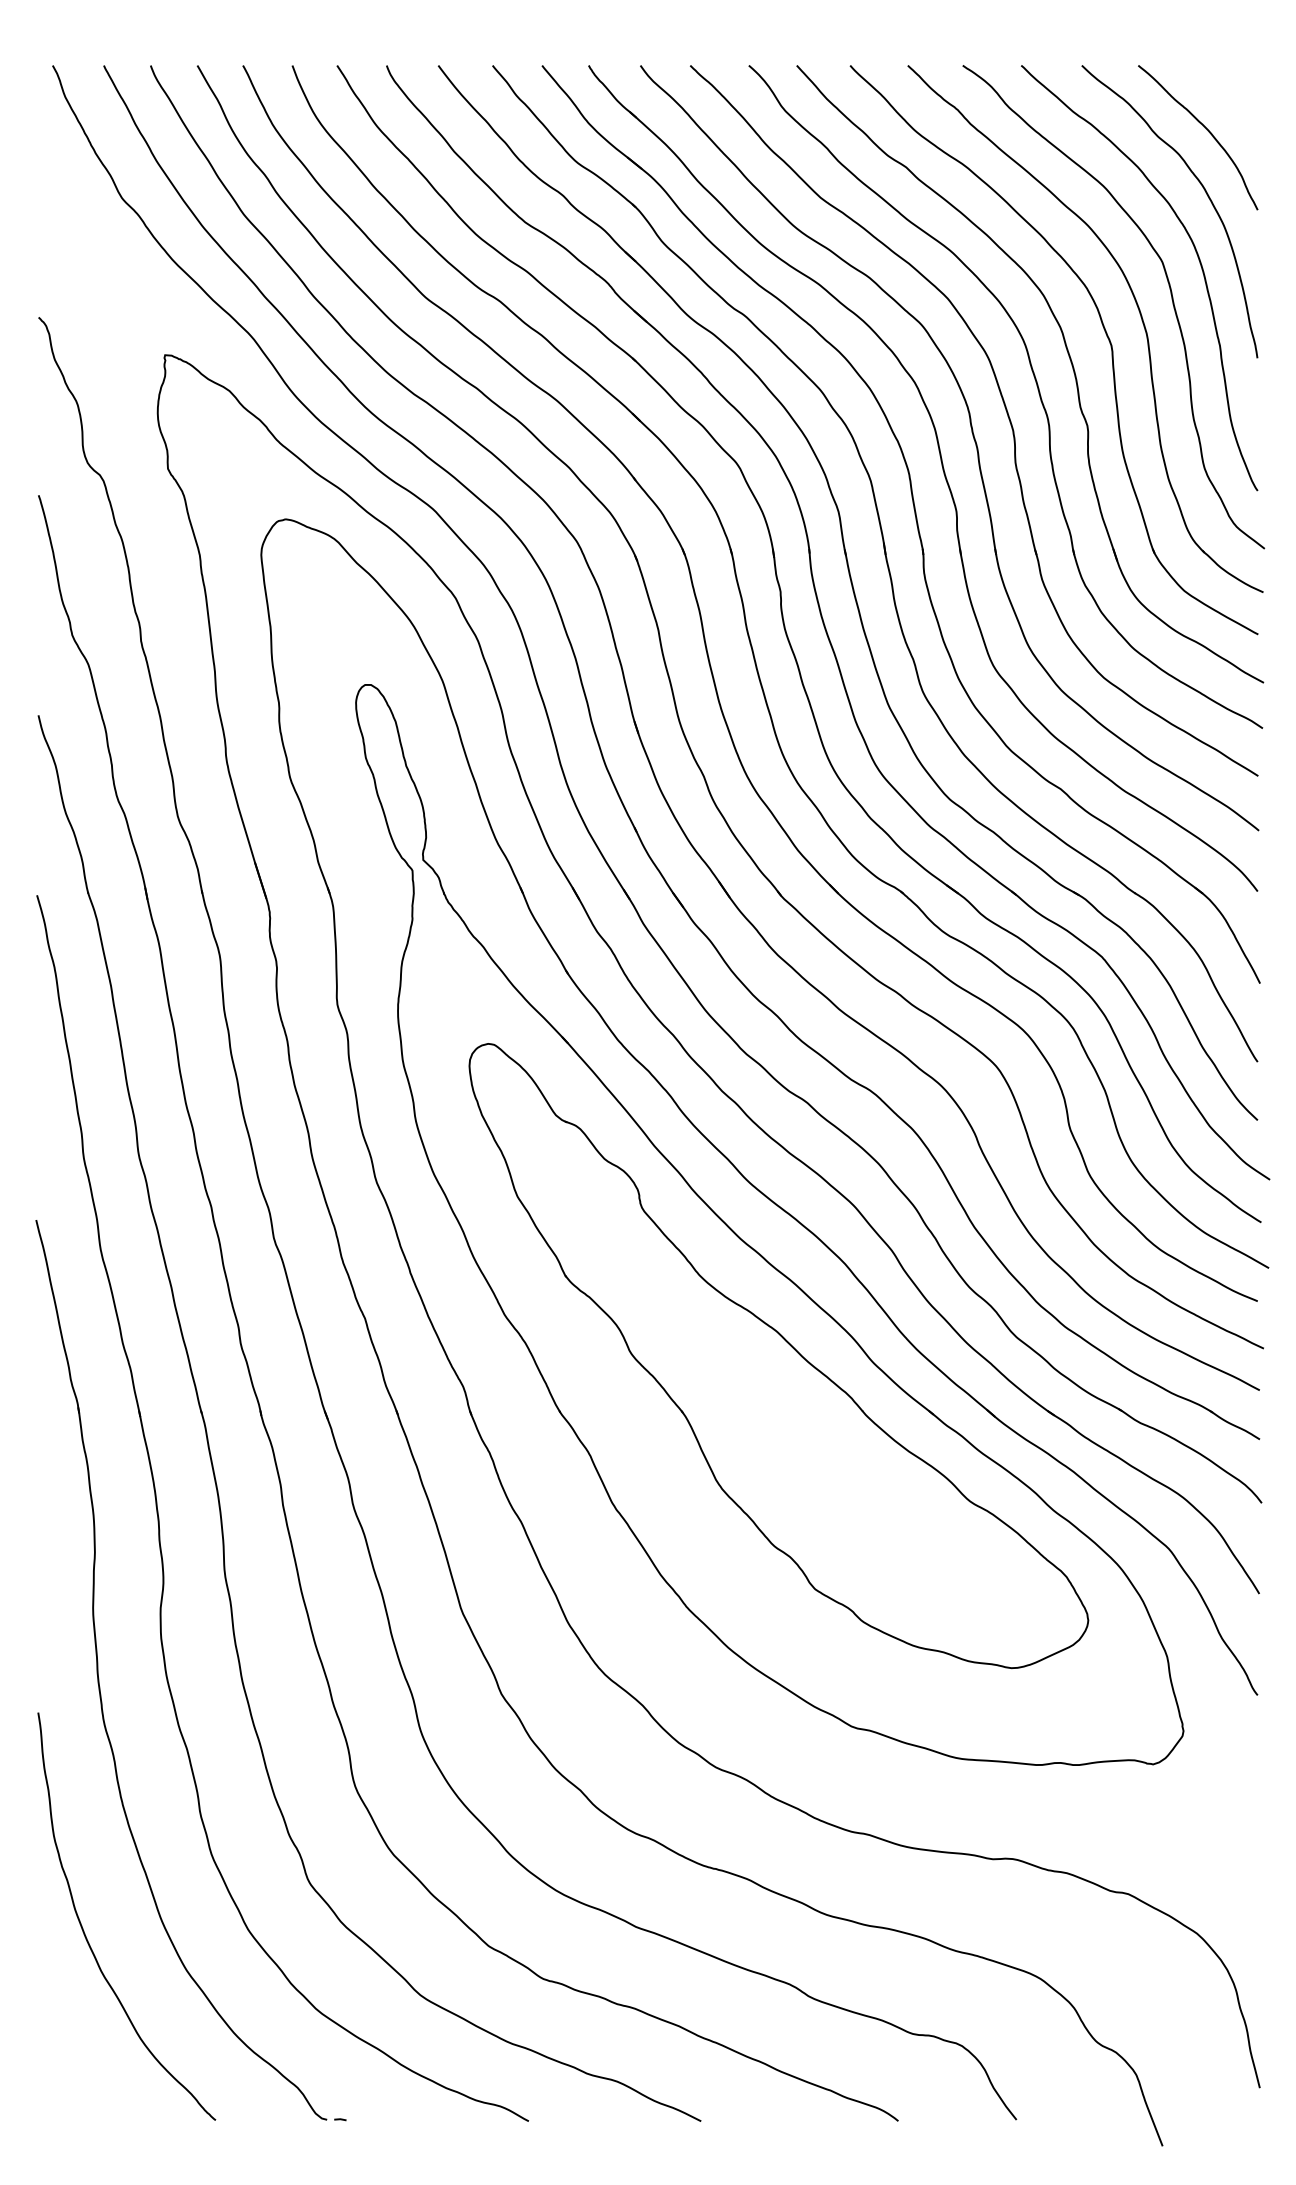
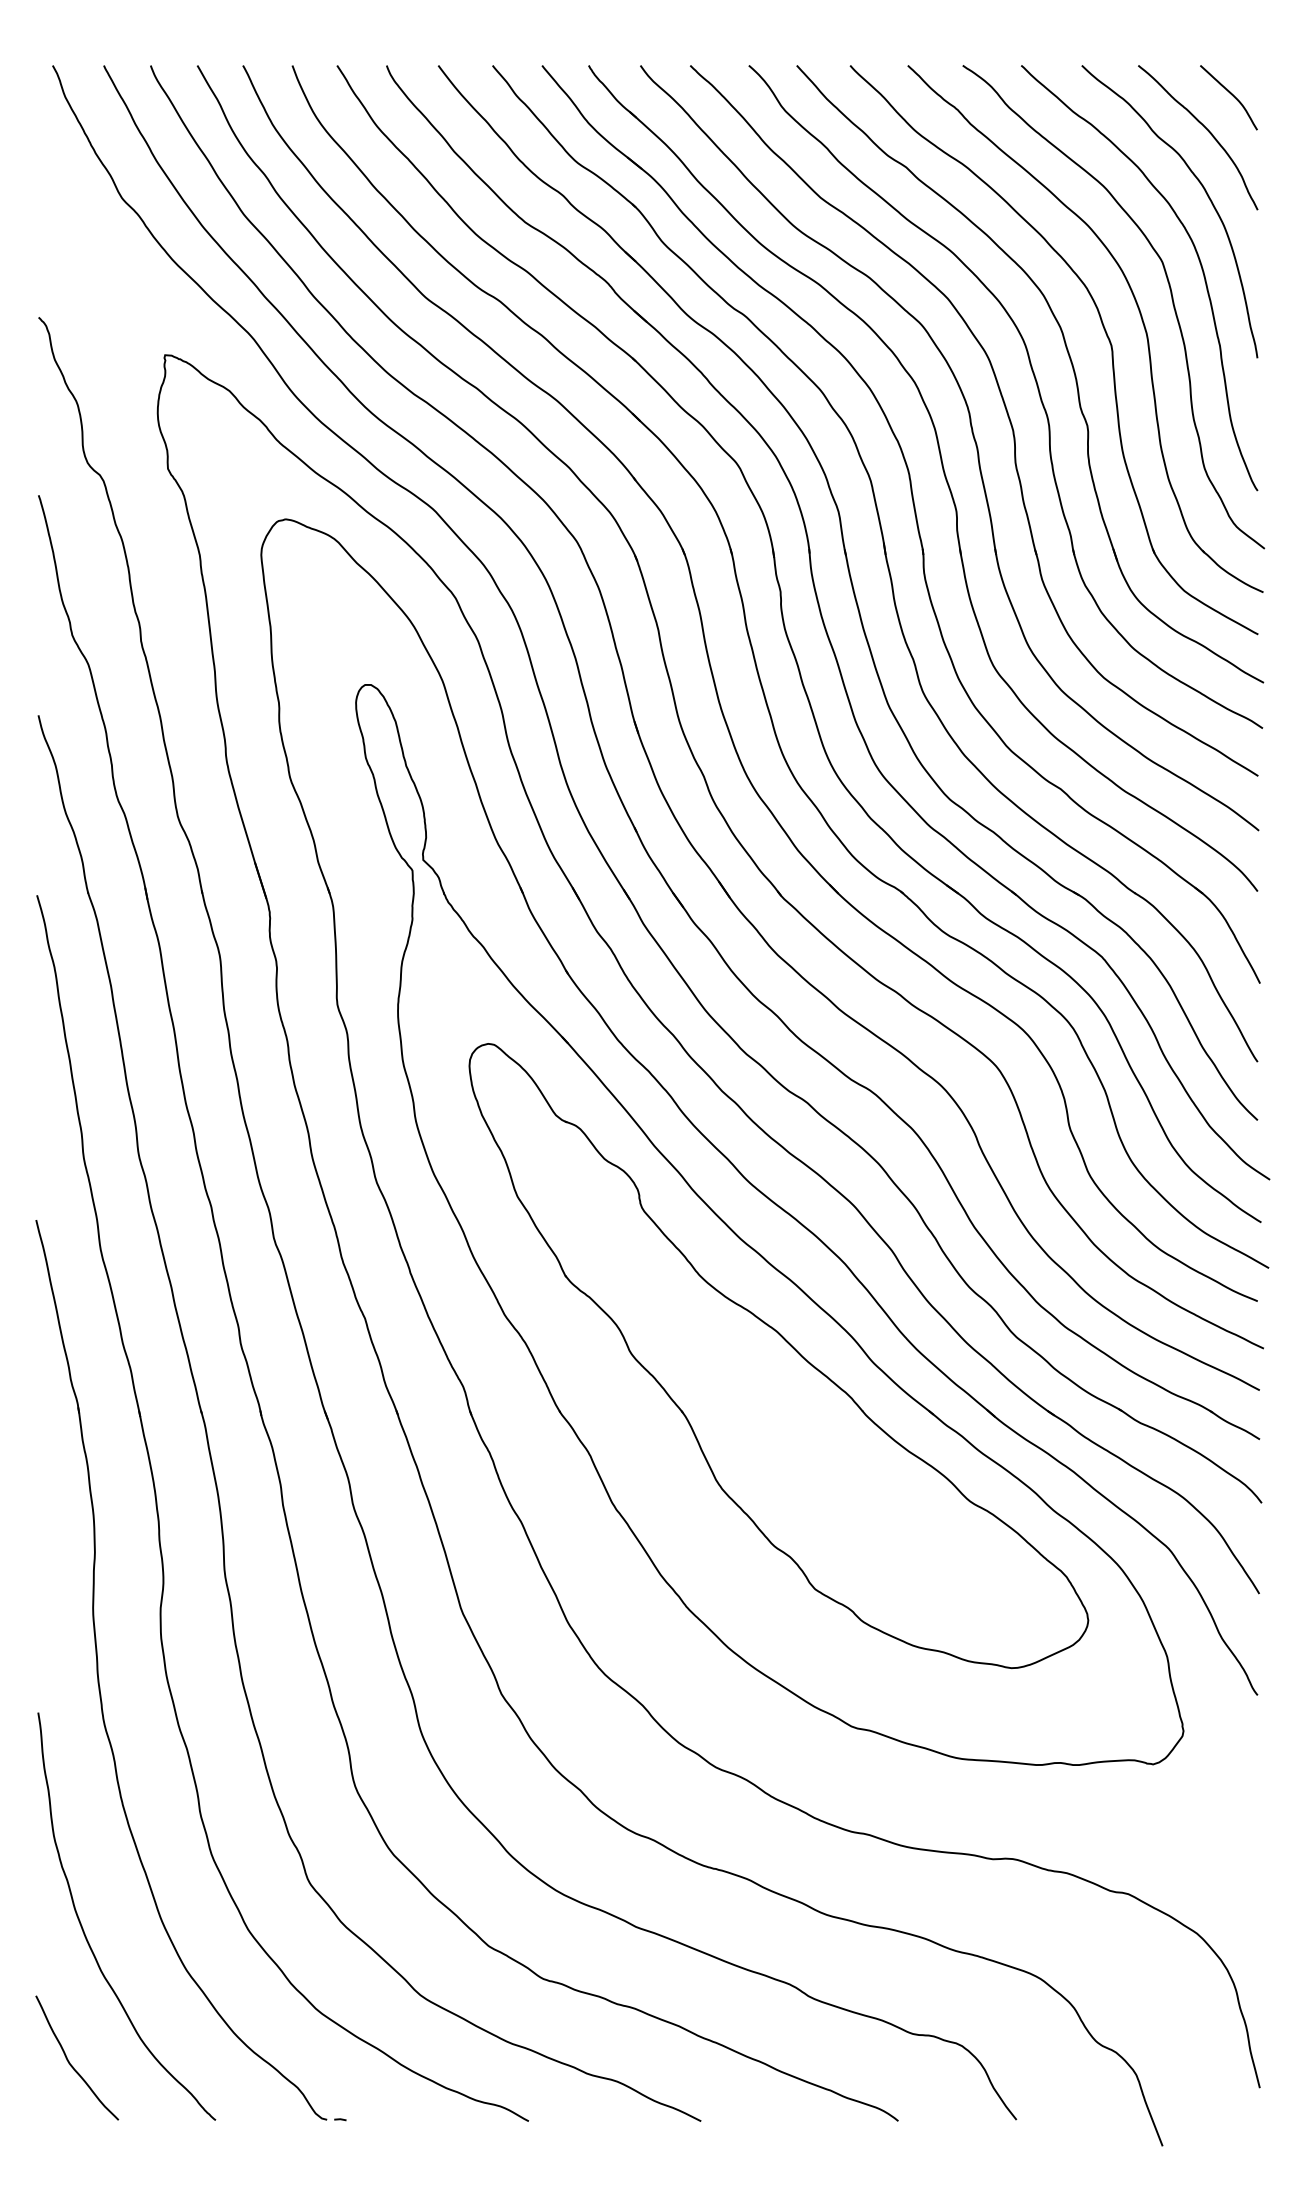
curve: none -> present (1230, 94)
curve: none -> present (70, 2062)
